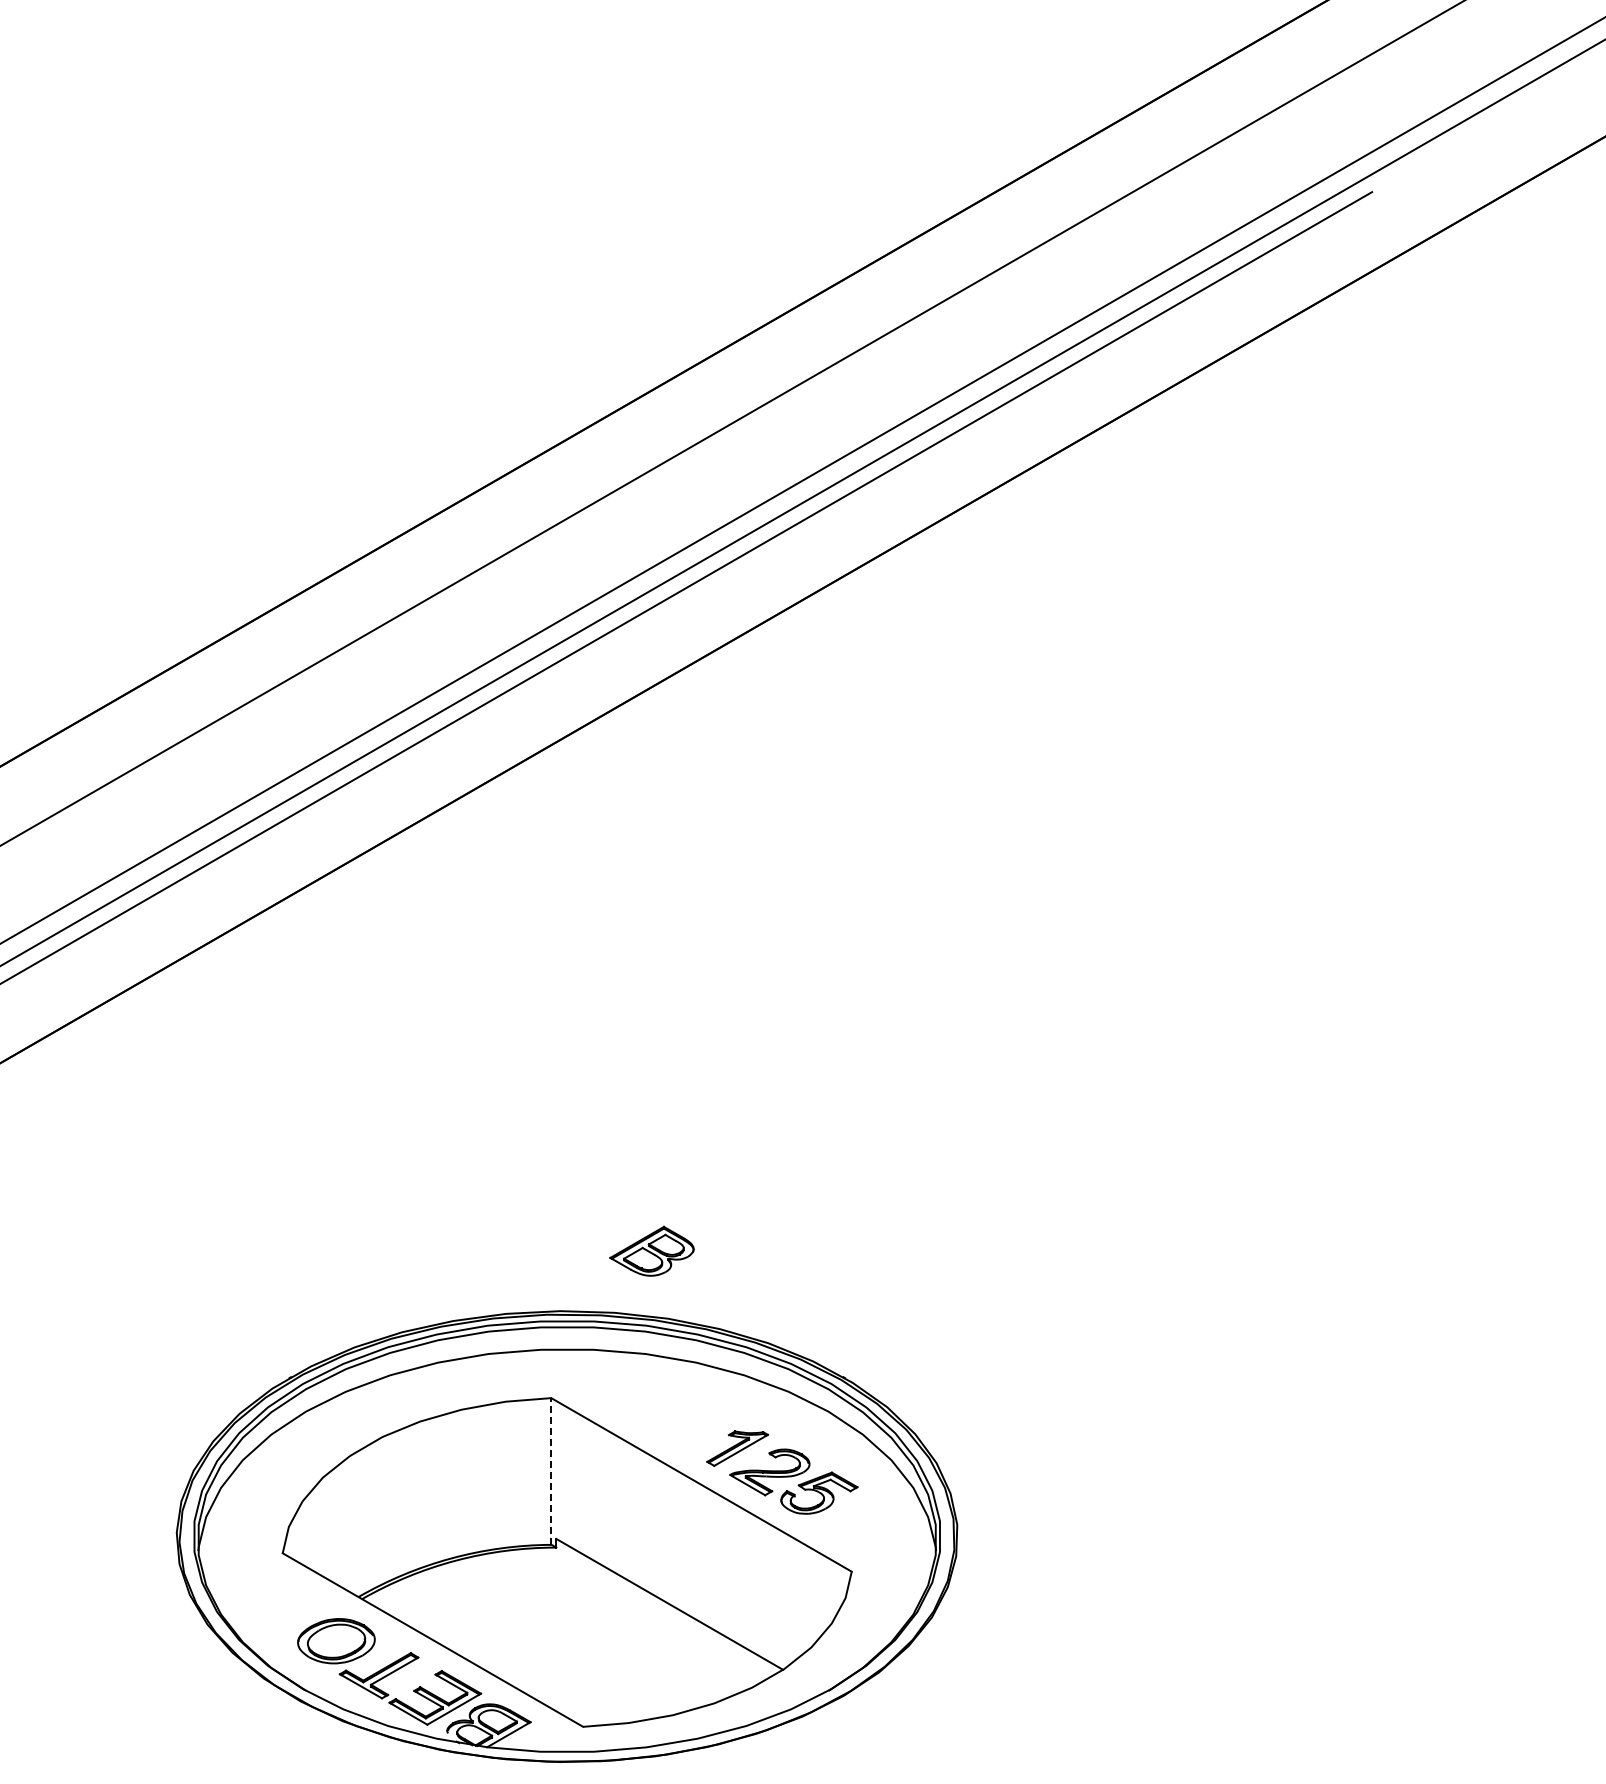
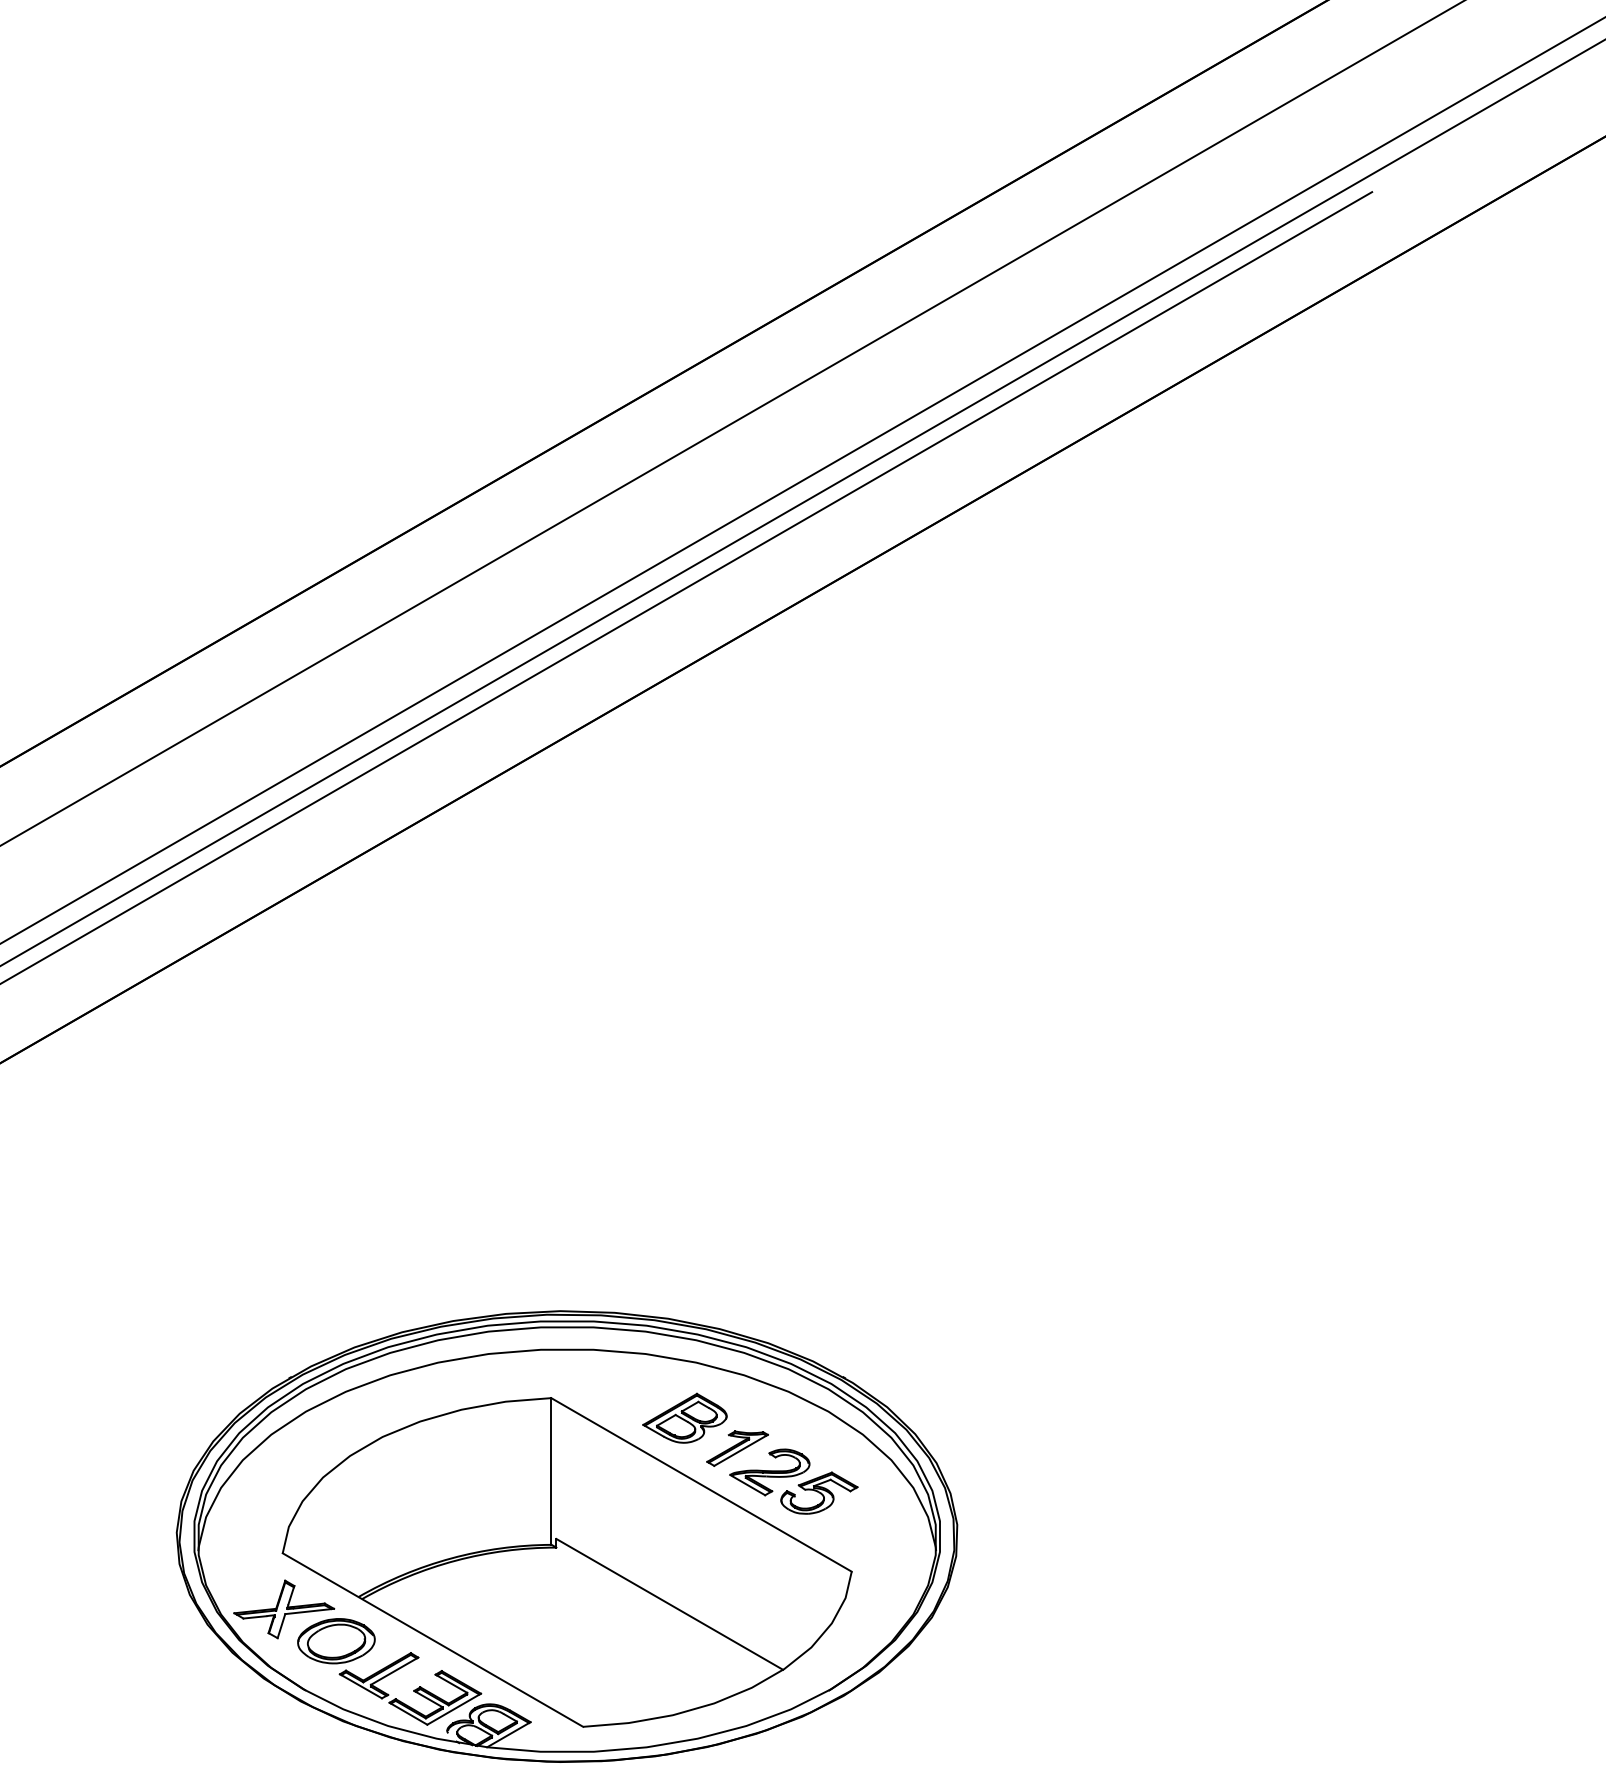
part position: (651, 1250) -> (684, 1417) (684, 1417)
line: dashed -> solid (551, 1470)
part: none -> present (284, 1609)
